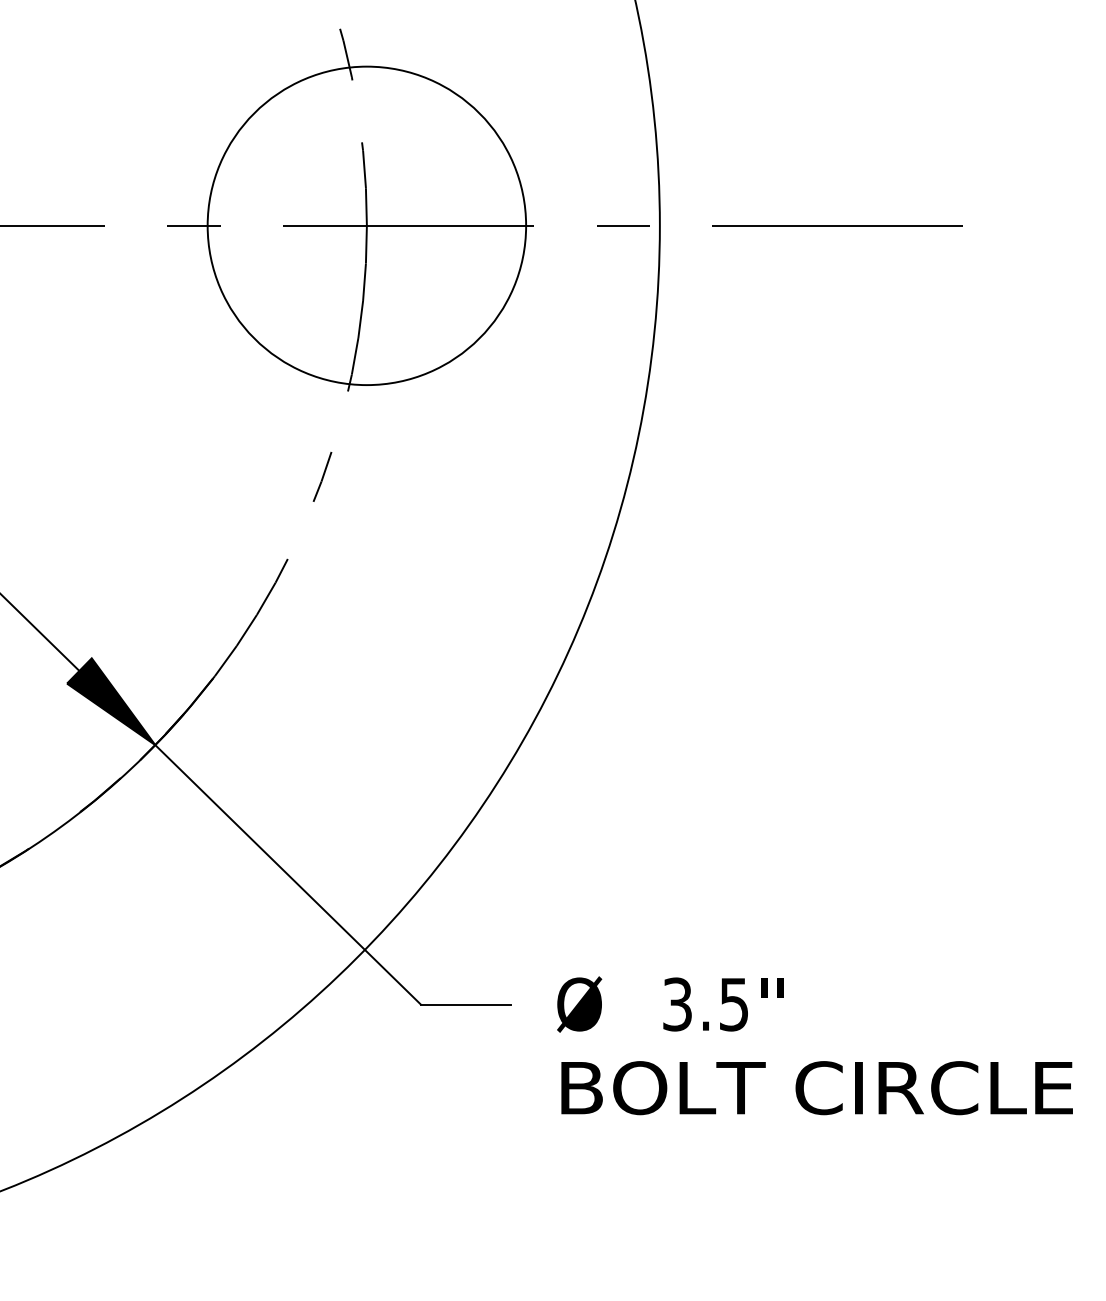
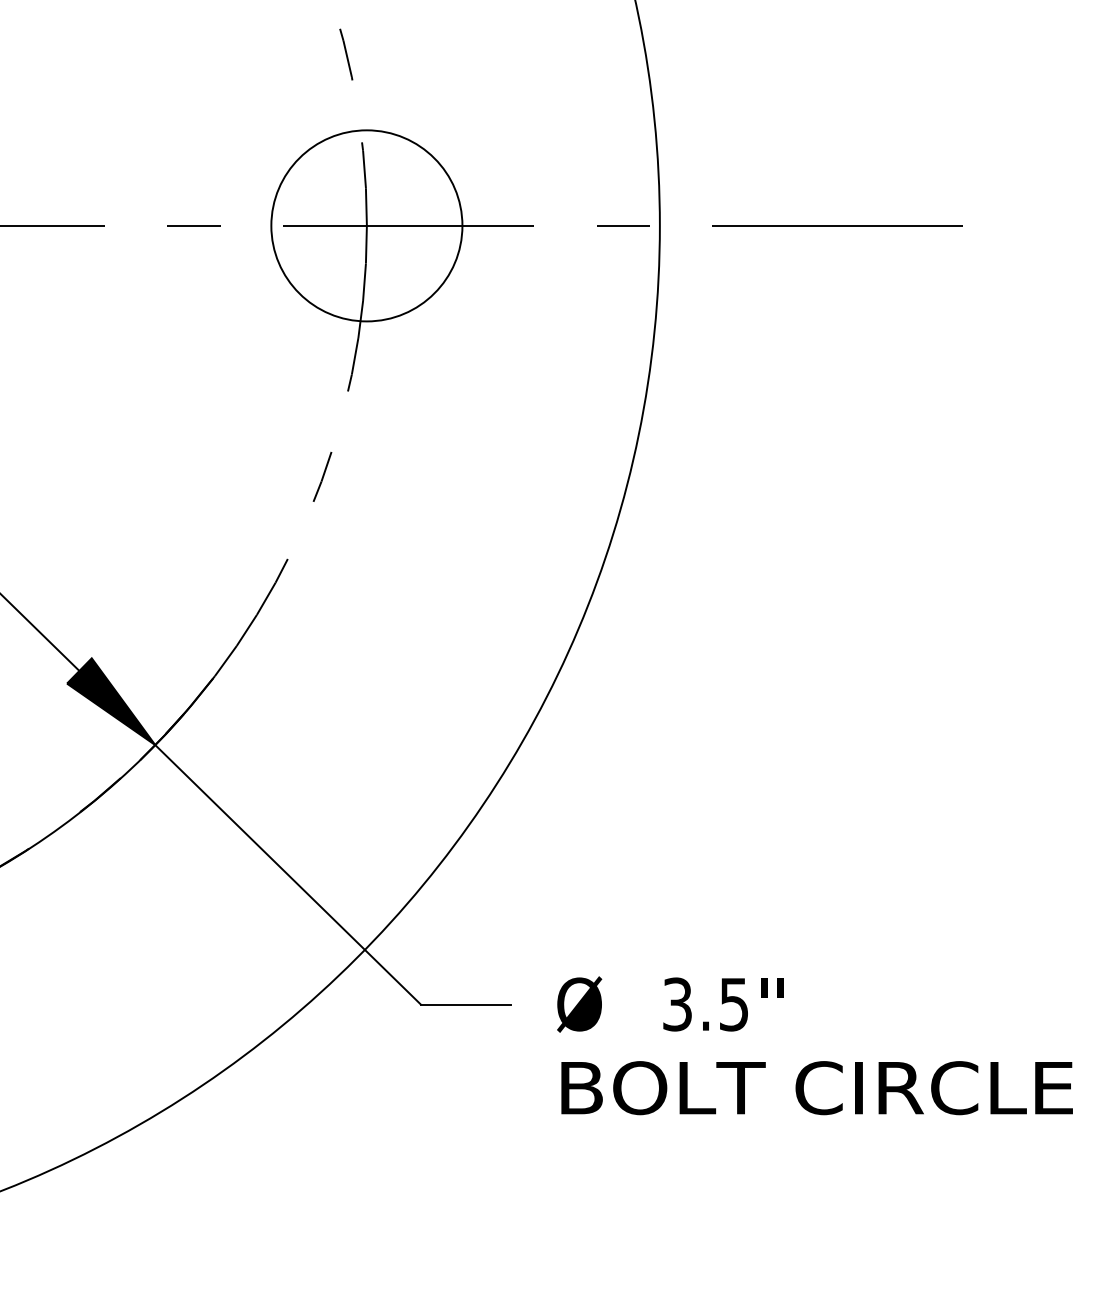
circle diameter: 318 px -> 191 px (366, 225)
